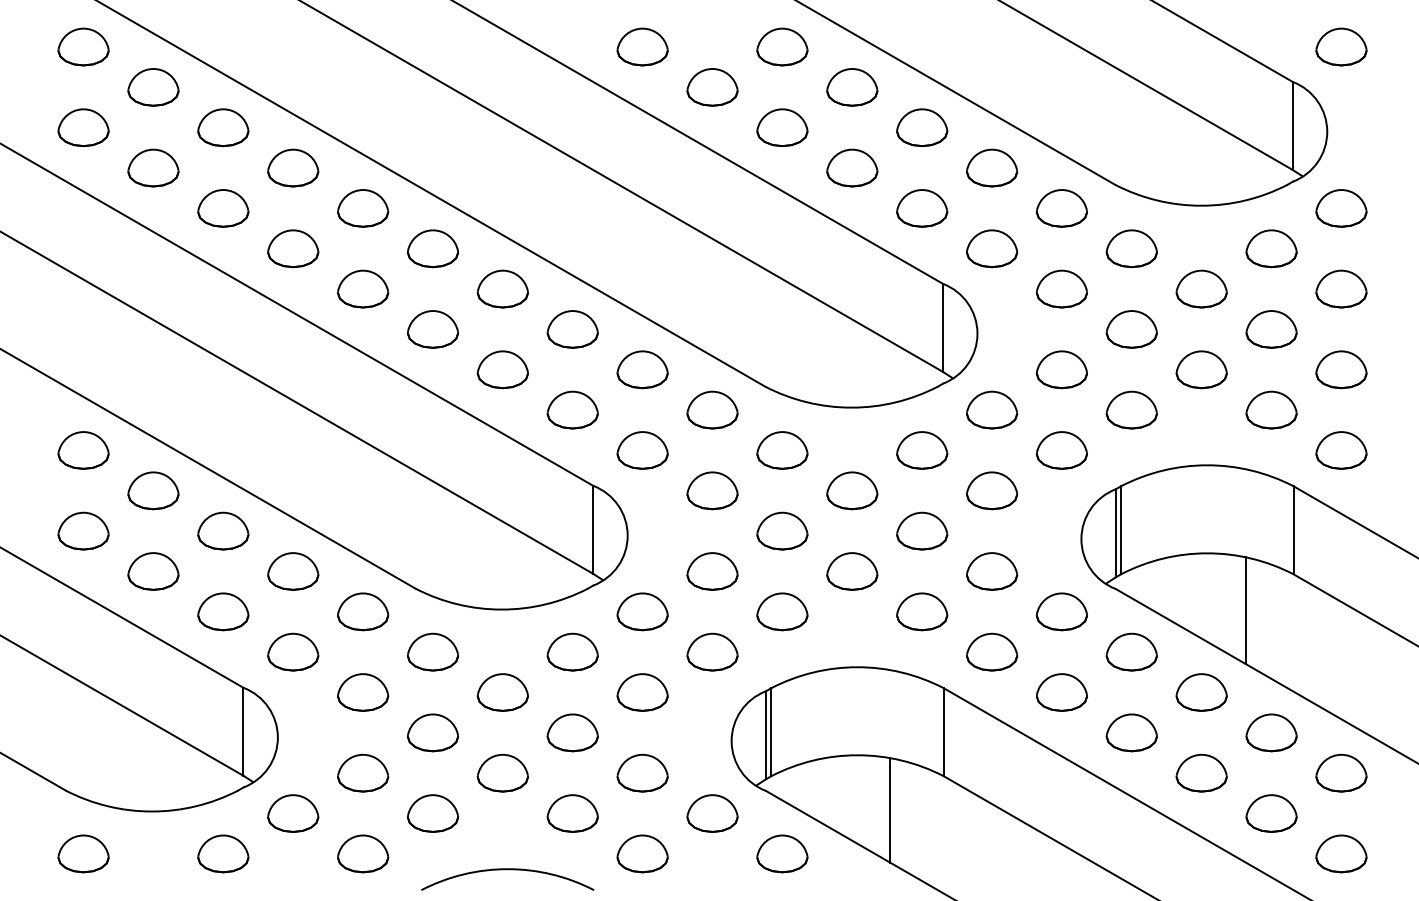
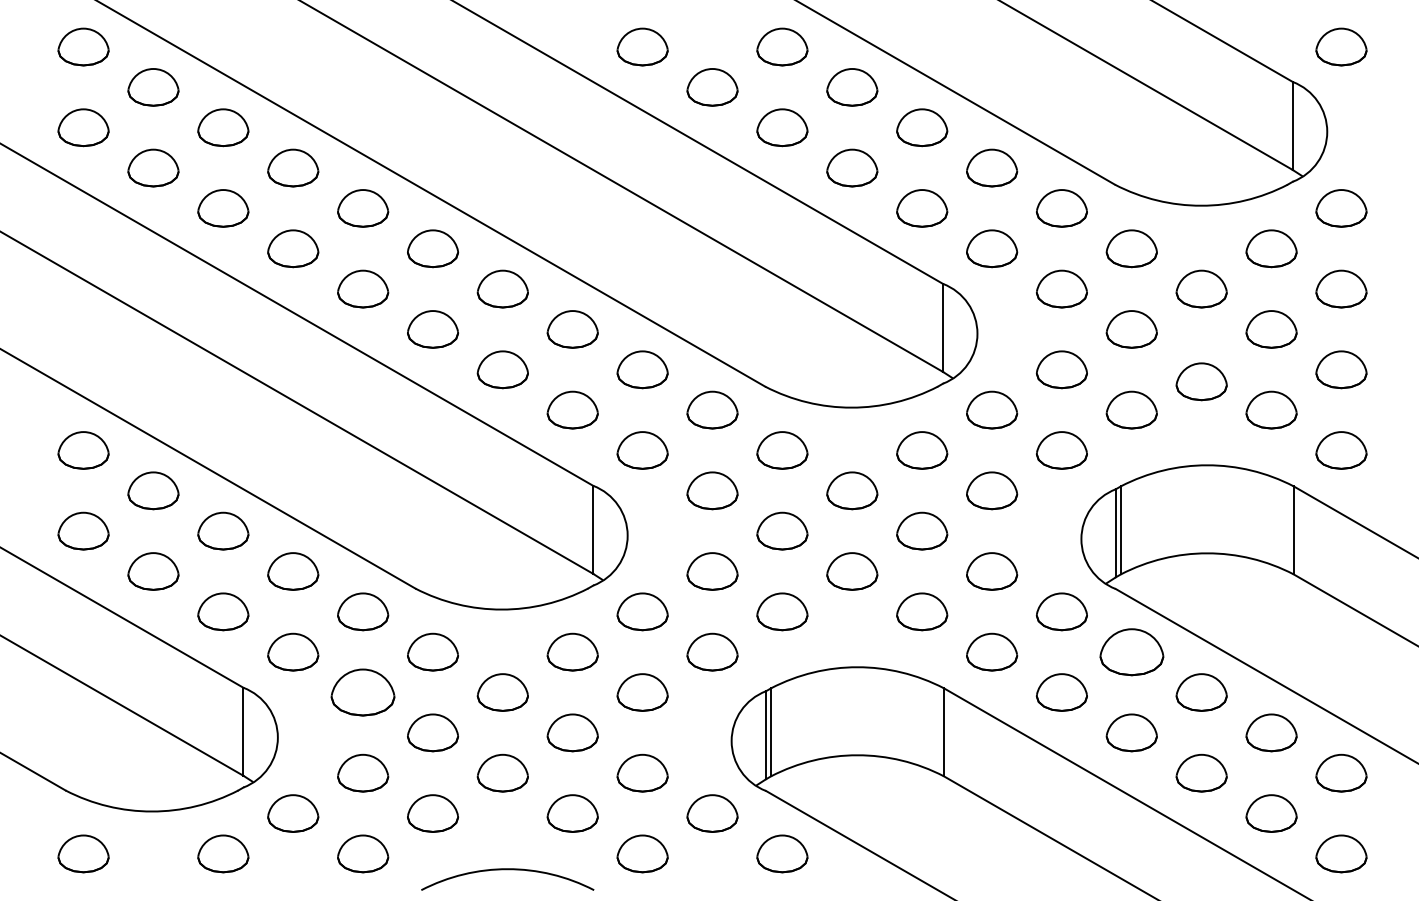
part position: (1201, 369) -> (1201, 381) (1201, 381)
line: present -> none (1246, 610)
part size: 53x40 px -> 66x49 px (1131, 652)
part size: 53x39 px -> 66x49 px (362, 692)
line: present -> none (890, 810)
